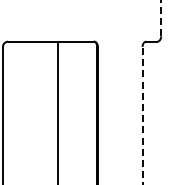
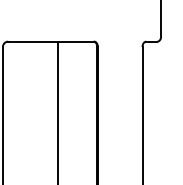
line: dashed -> solid (161, 18)
line: dashed -> solid (142, 115)
